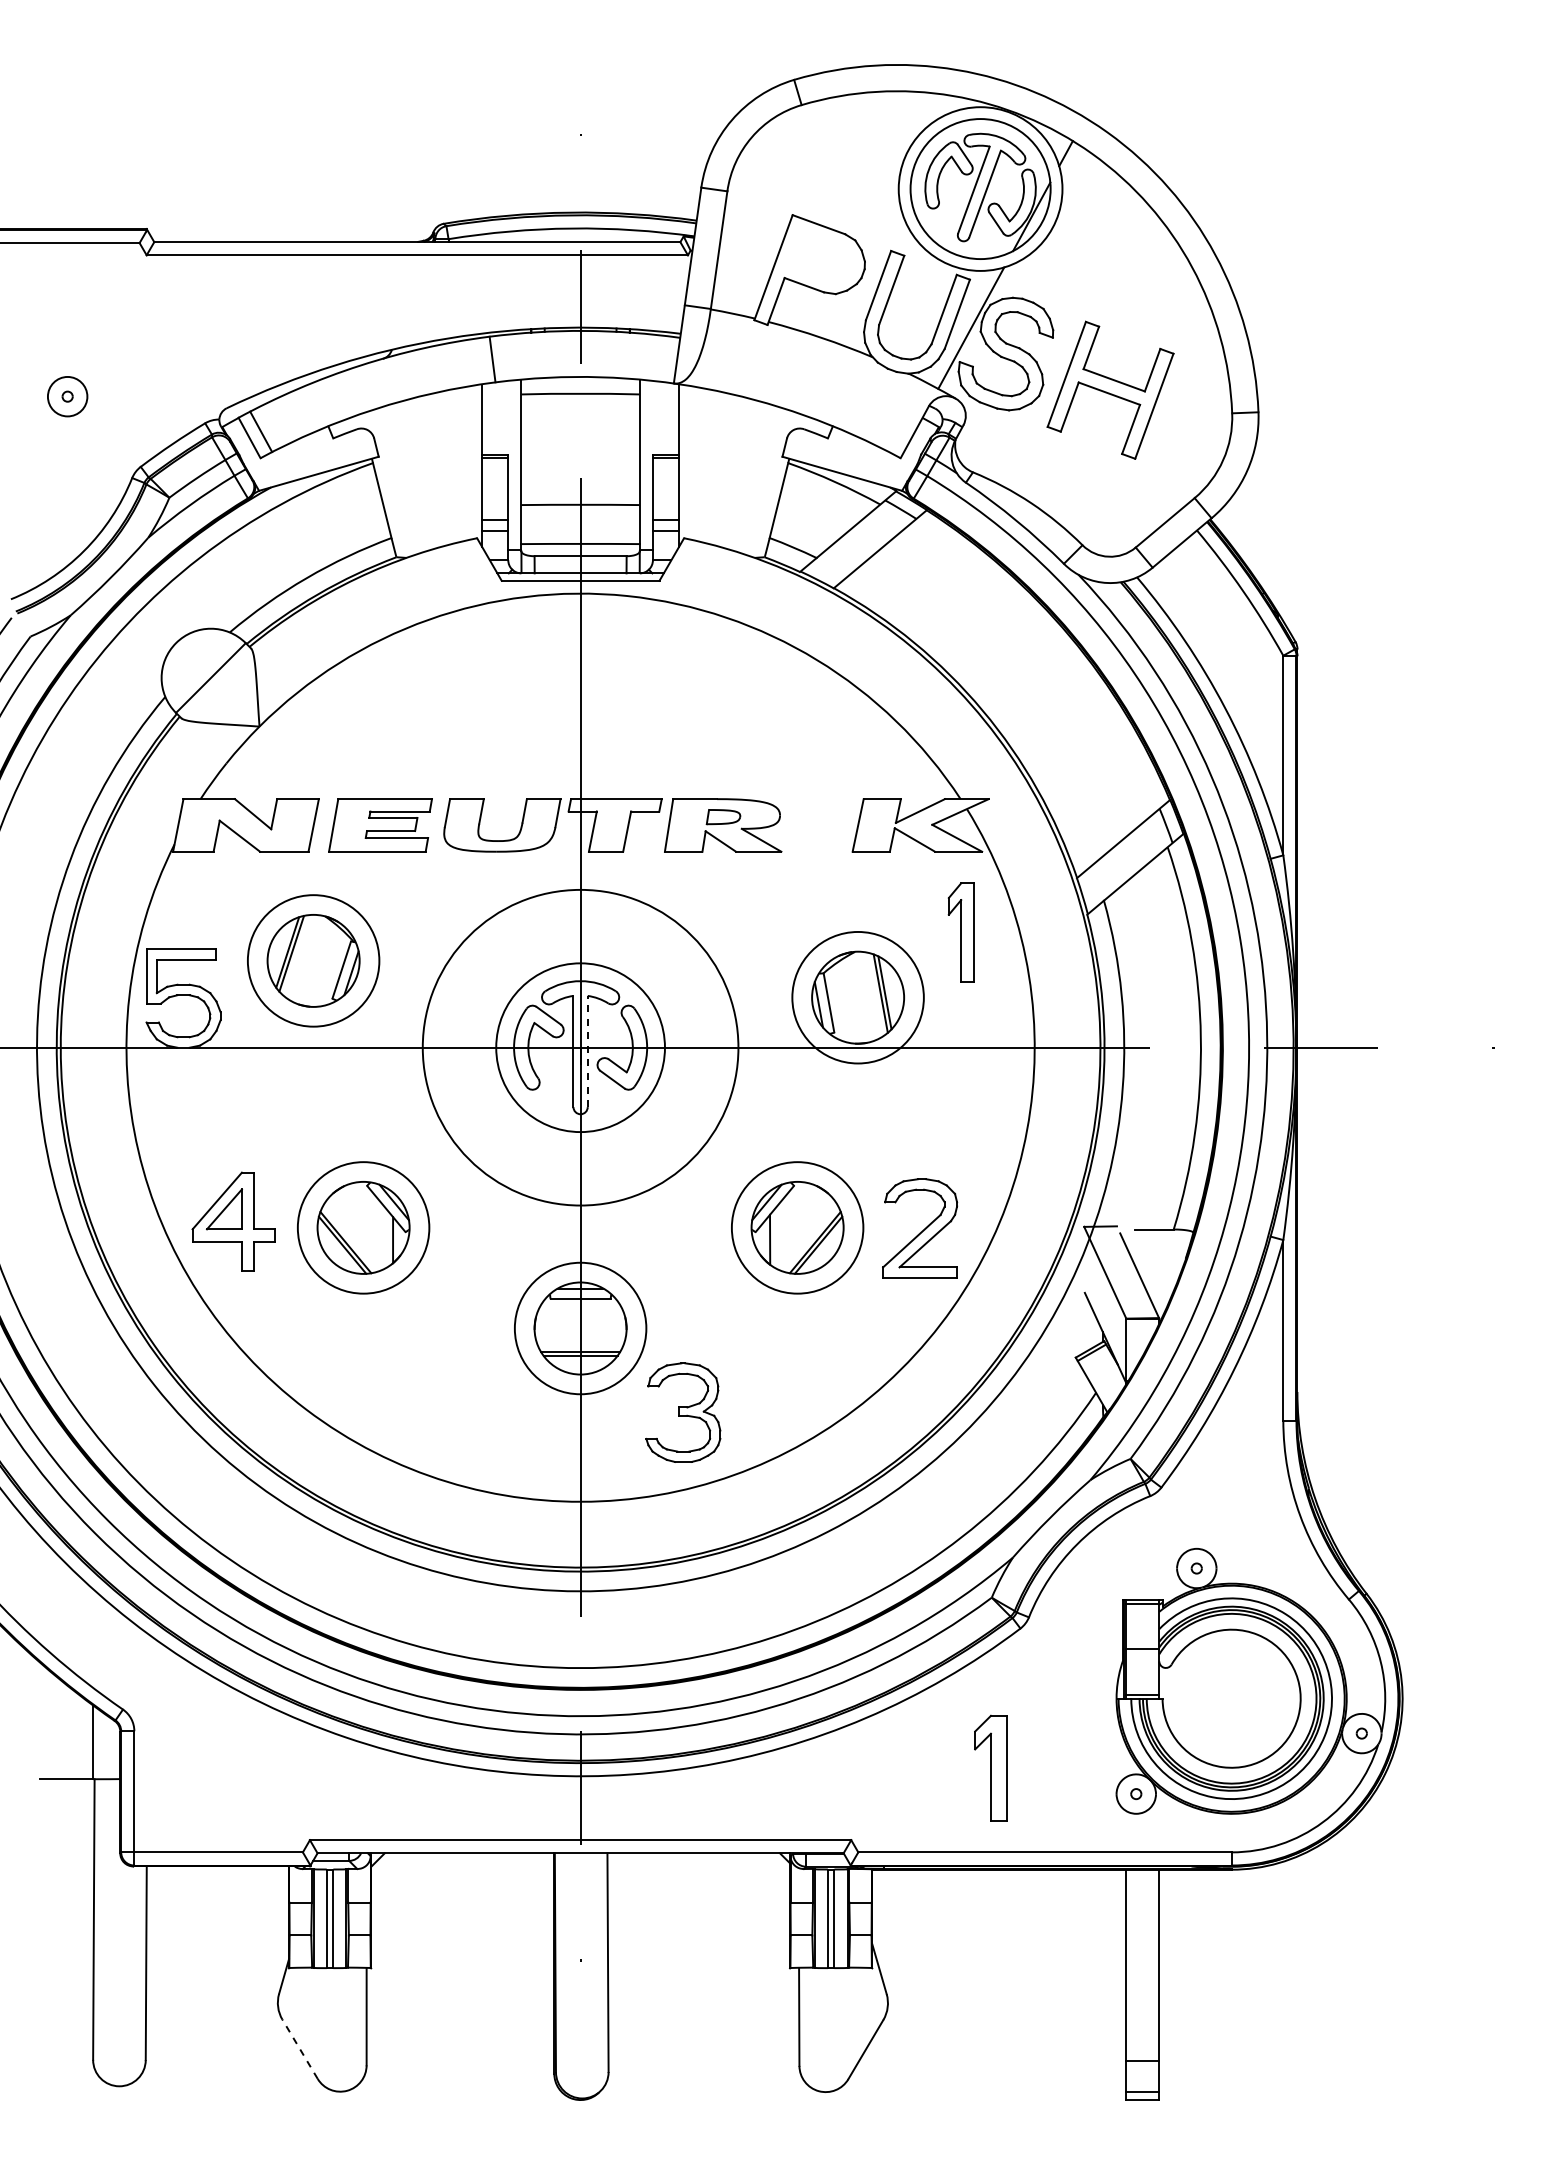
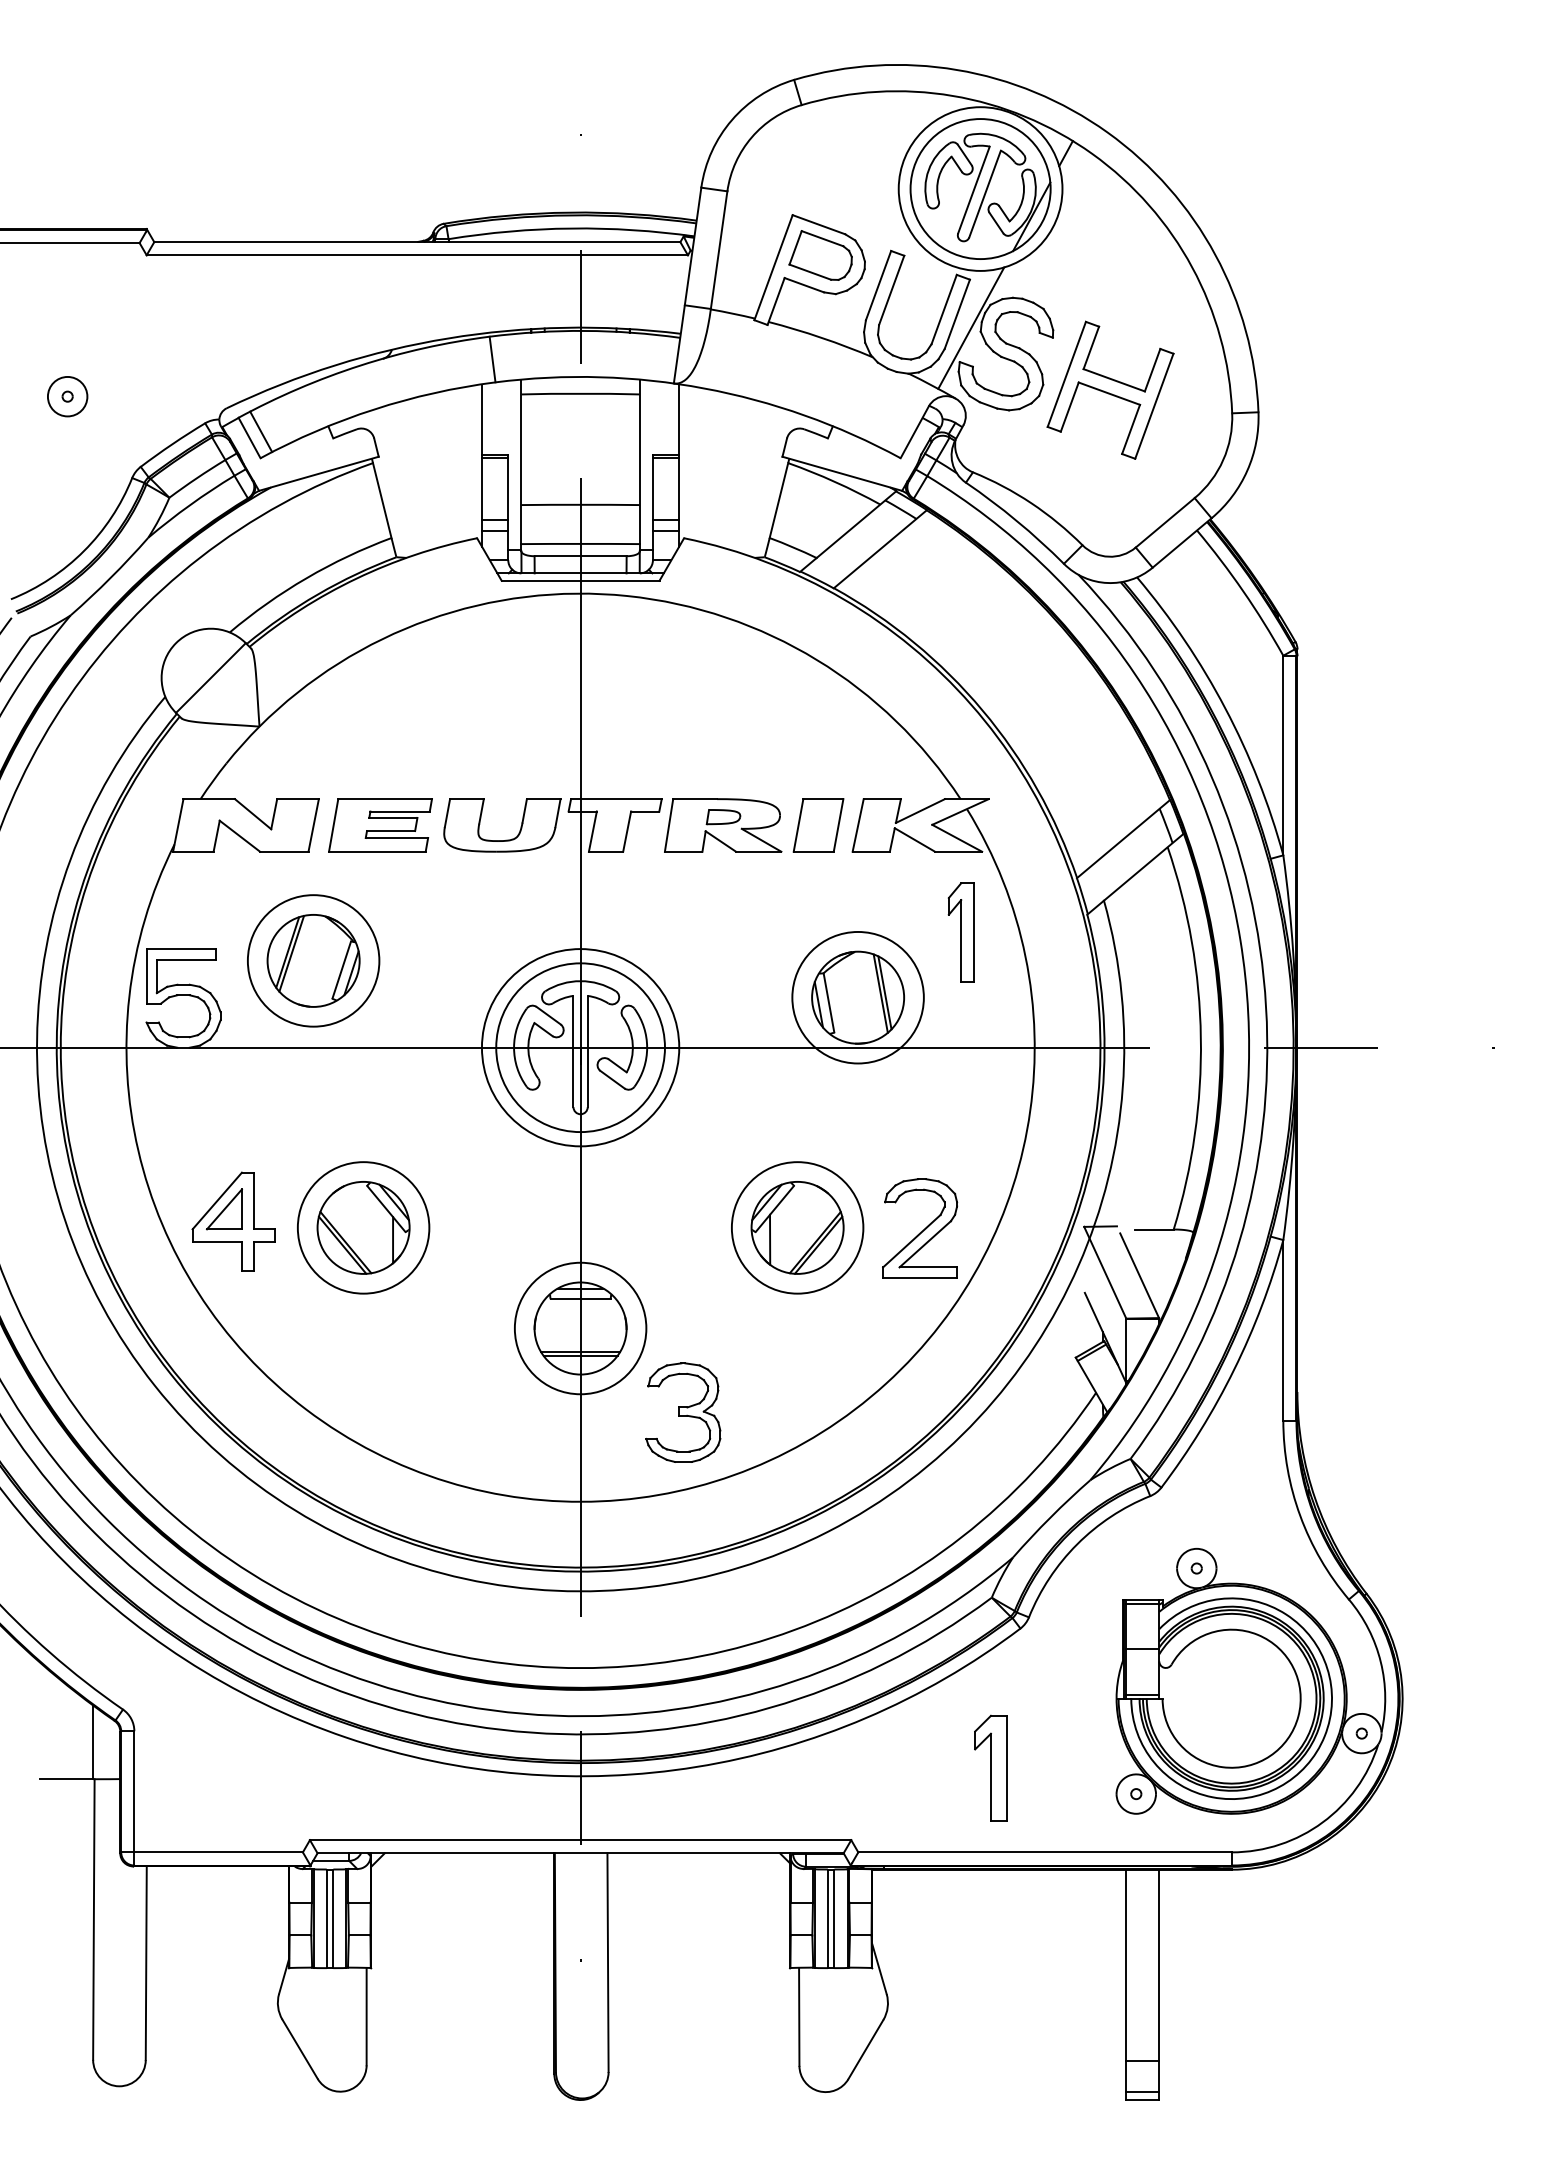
part: none -> present (820, 255)
part: none -> present (818, 825)
circle diameter: 316 px -> 197 px (580, 1047)
line: dashed -> solid (587, 1051)
line: dashed -> solid (299, 2048)
